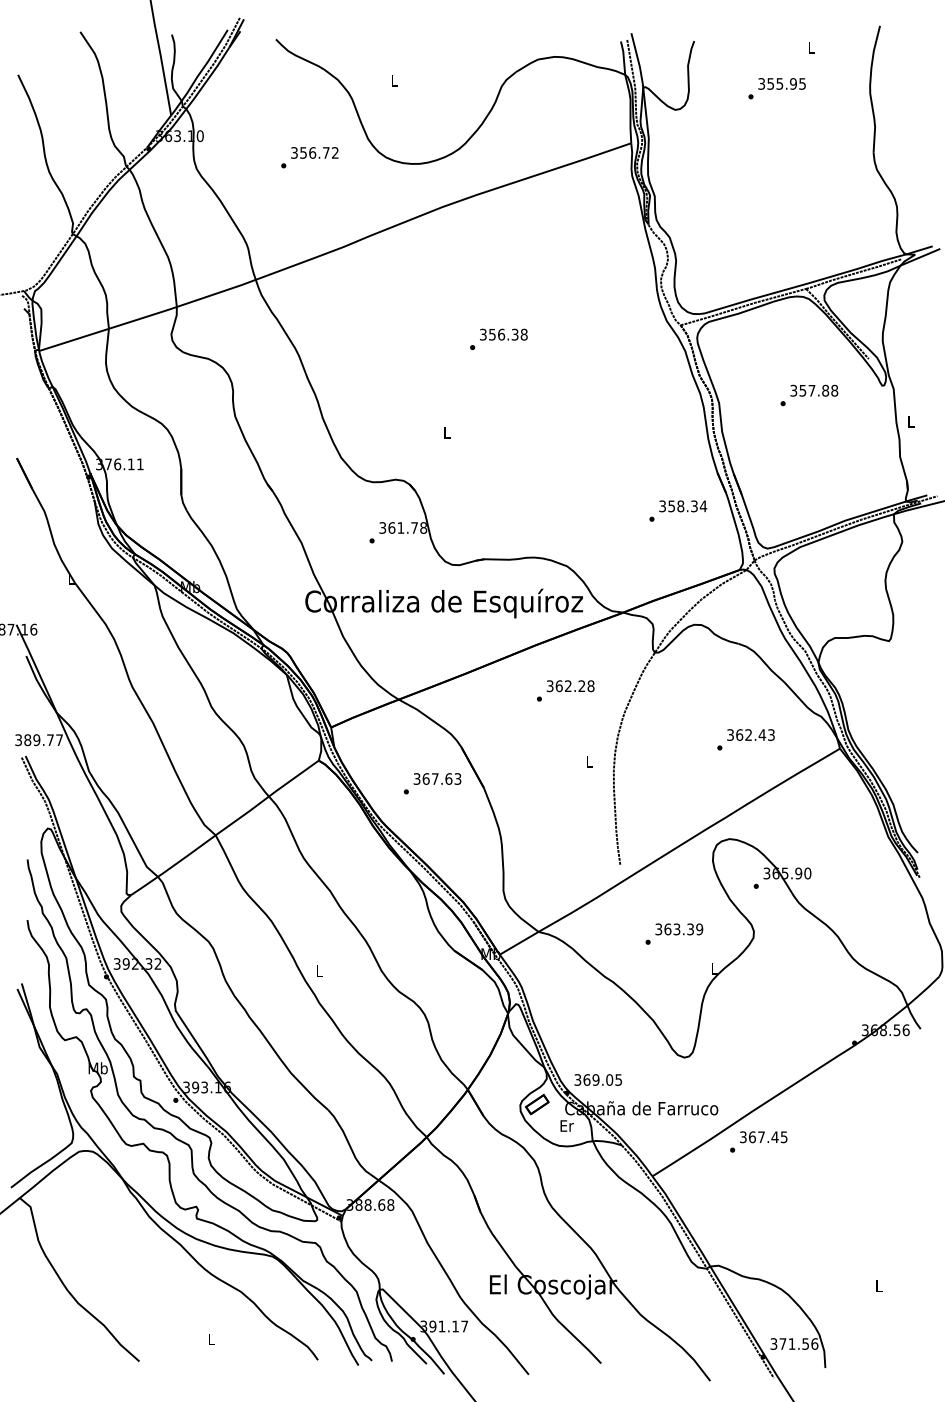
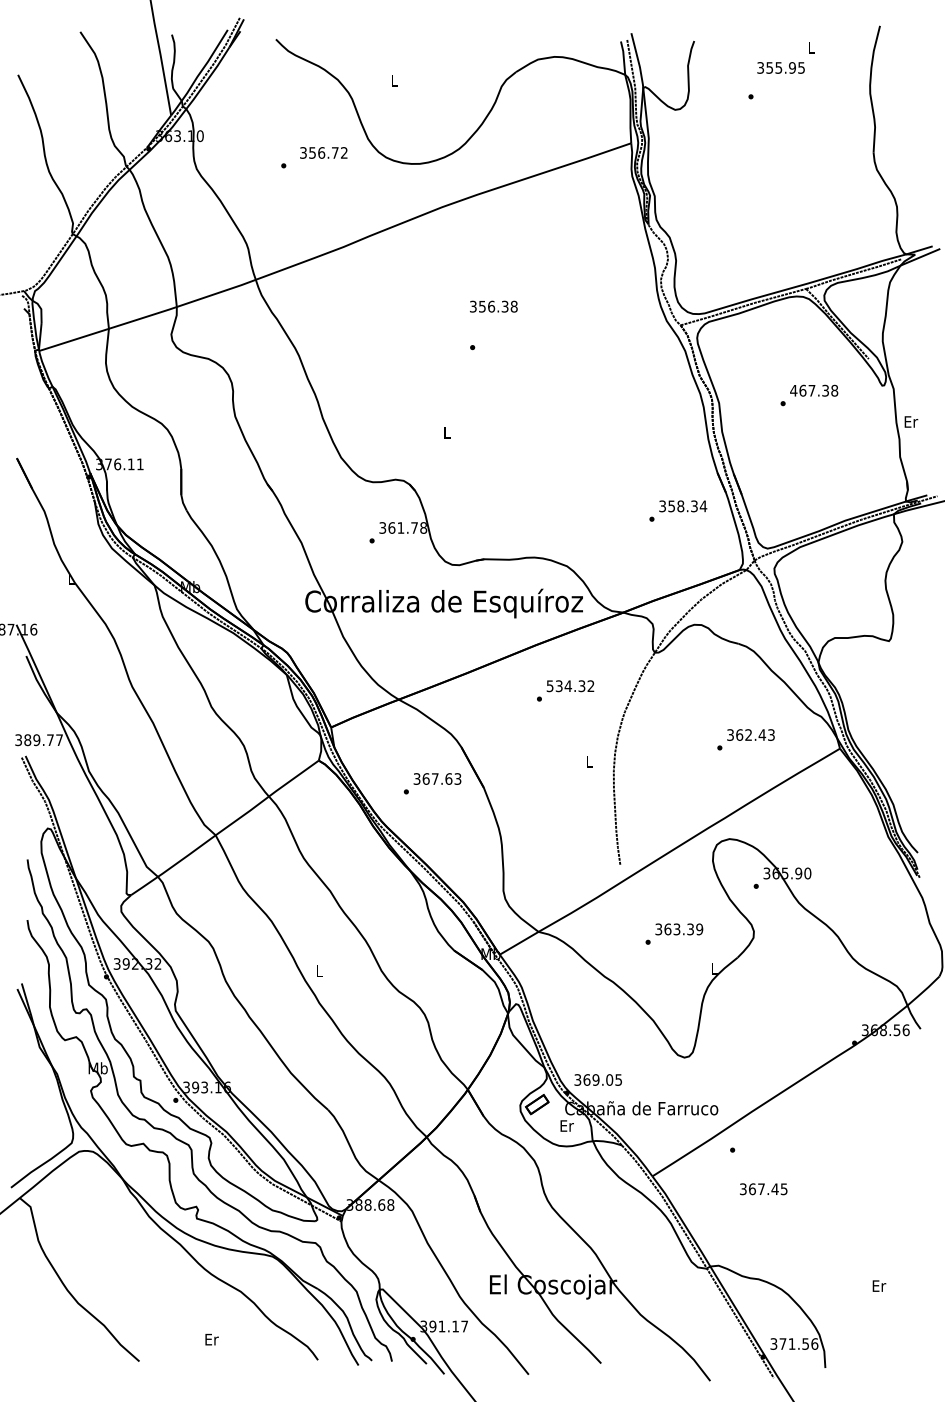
text position: (781, 83) -> (780, 67) (780, 67)
text position: (314, 152) -> (323, 152) (323, 152)
text position: (503, 334) -> (493, 306) (493, 306)
text: 357.88 -> 467.38 (809, 390)
text: L -> Er (911, 421)
text: 362.28 -> 534.32 (570, 686)
text position: (763, 1137) -> (763, 1189) (763, 1189)
text: L -> Er (879, 1285)
text: L -> Er (211, 1339)
